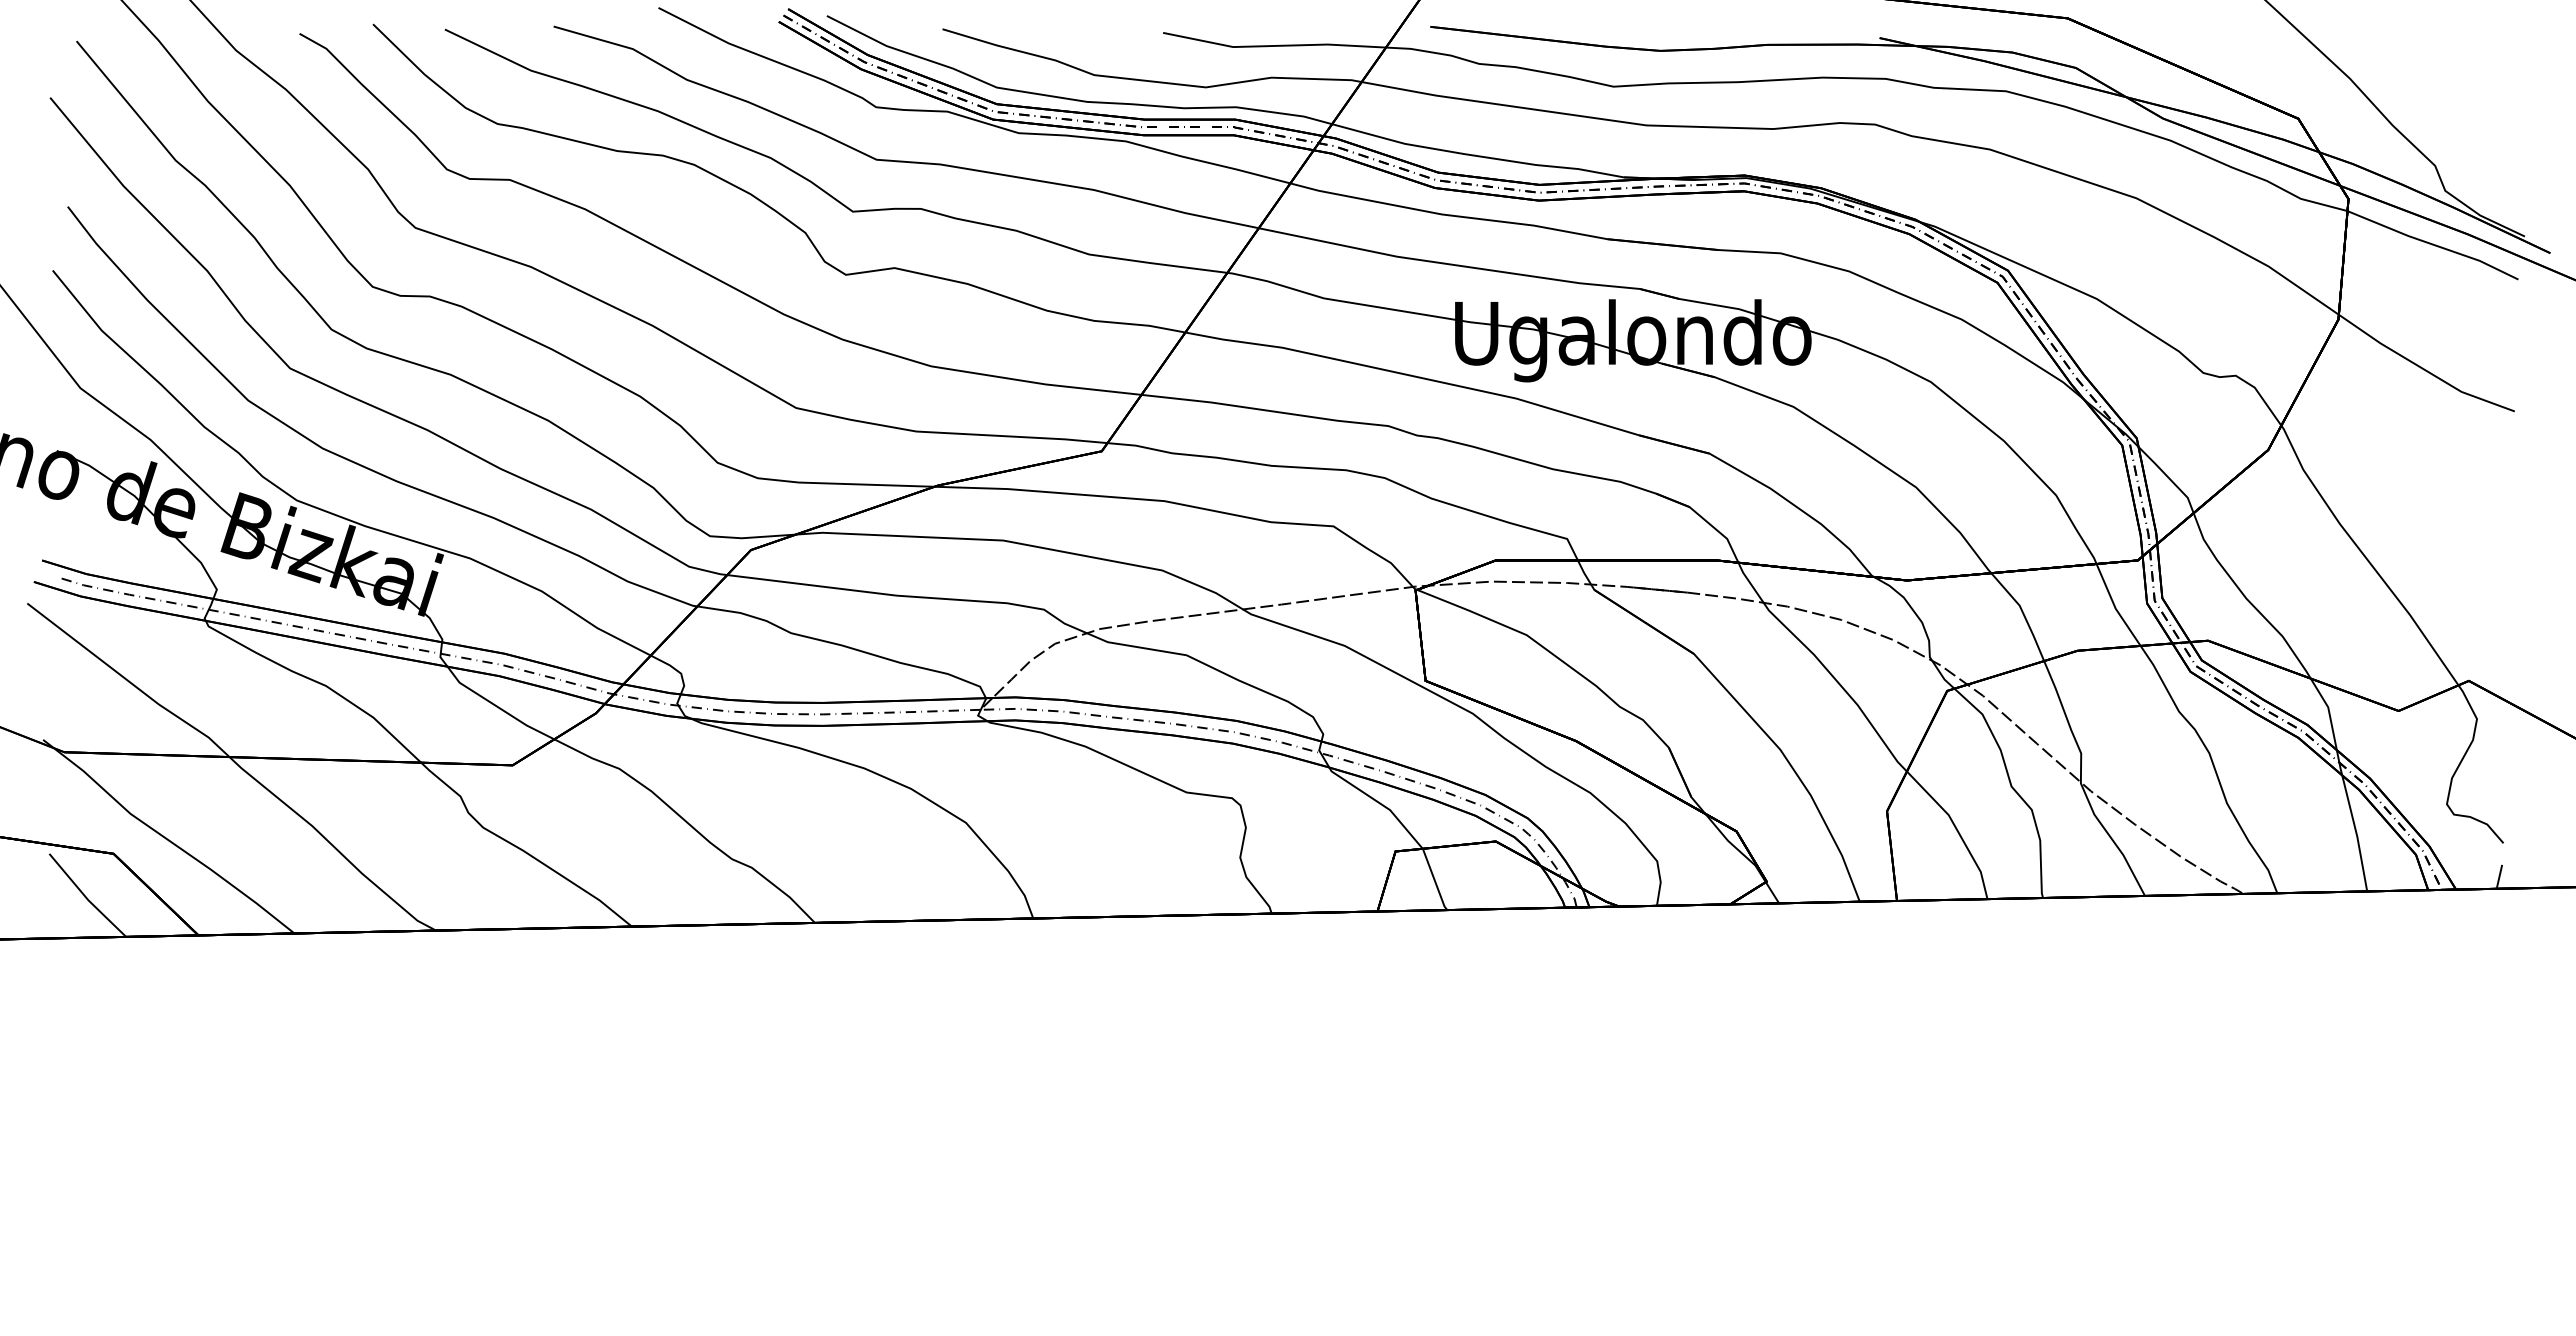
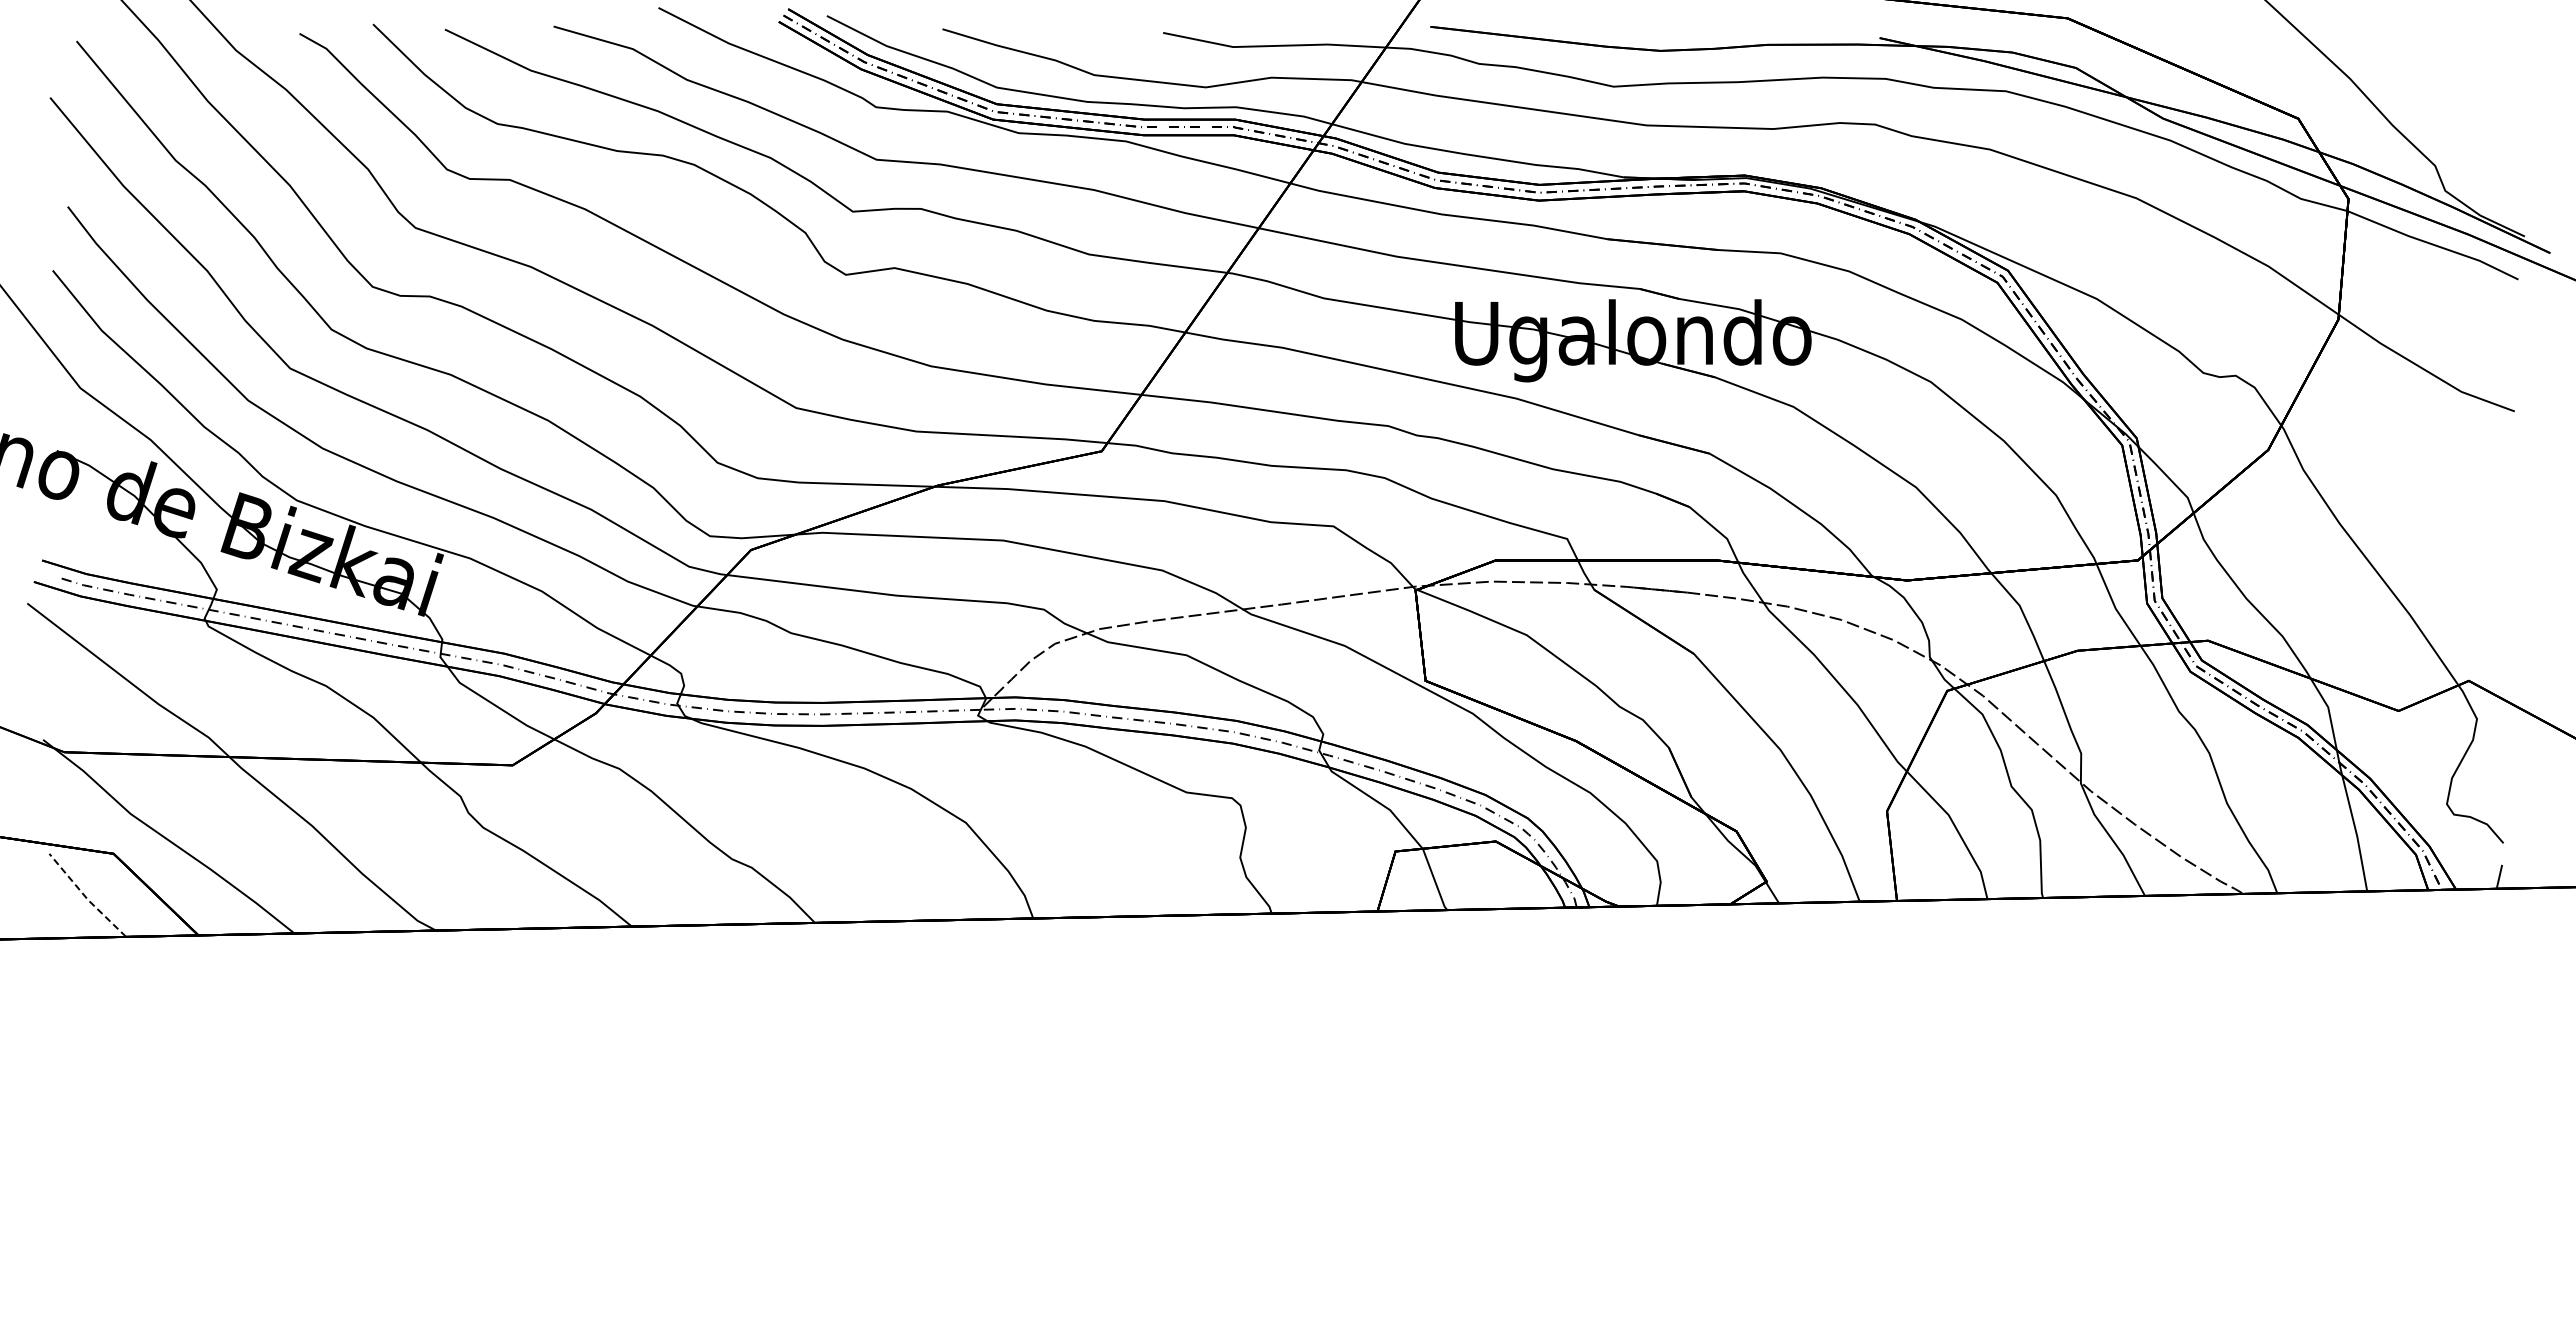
line: solid -> dashed (85, 897)
